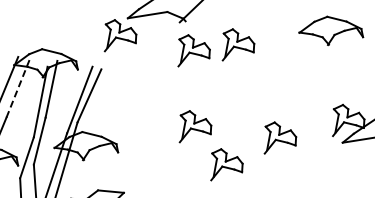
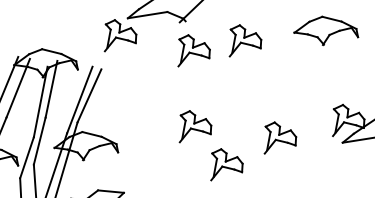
part position: (331, 30) -> (326, 30) (326, 30)
part position: (238, 44) -> (245, 40) (245, 40)
line: dashed -> solid (18, 88)
